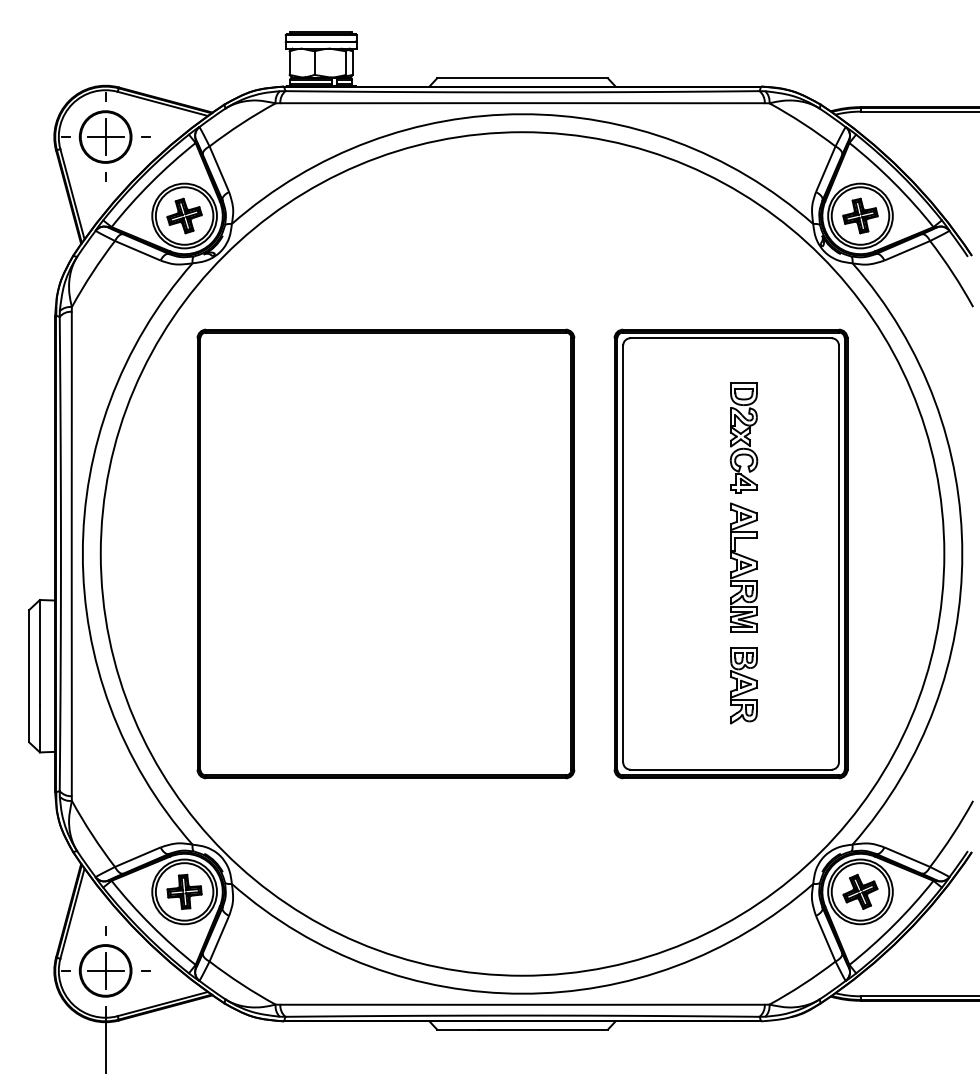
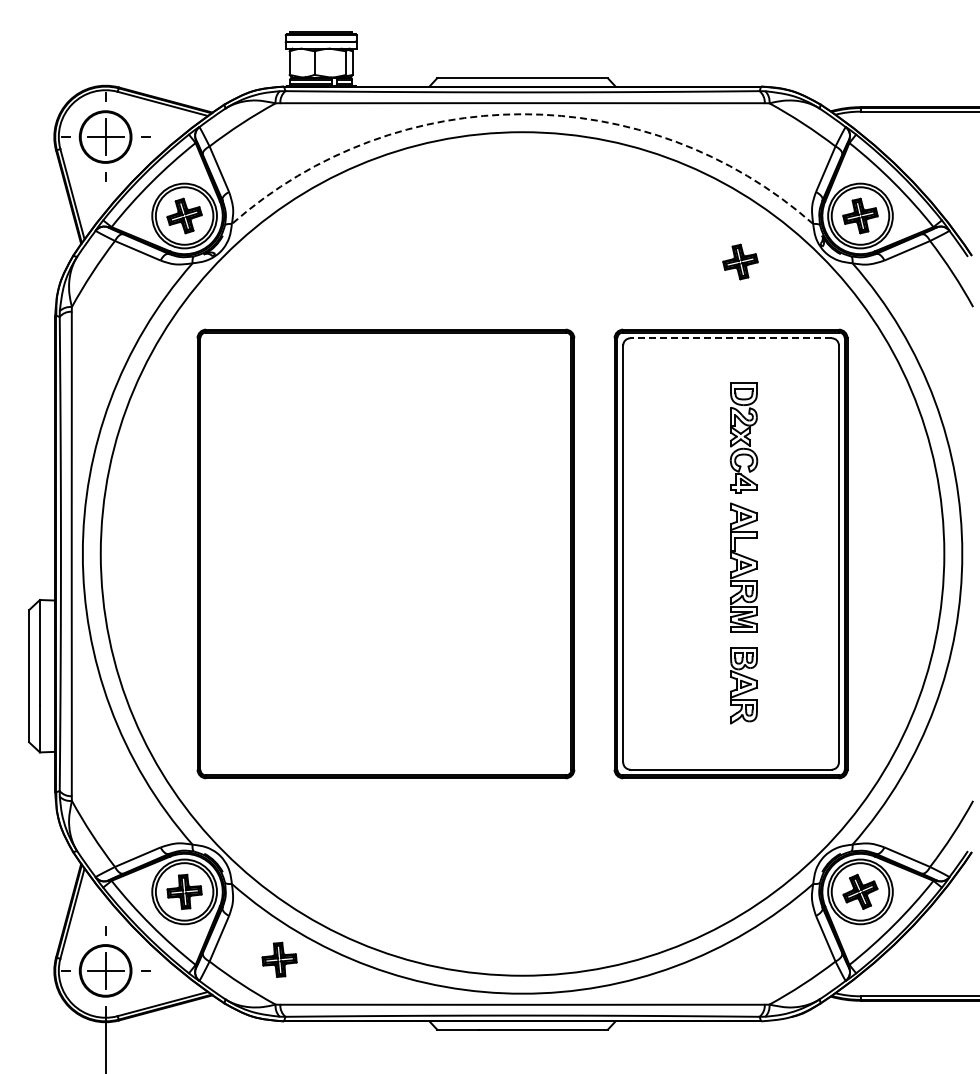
arc: solid -> dashed (522, 114)
part: none -> present (740, 261)
line: solid -> dashed (731, 338)
part: none -> present (279, 959)
